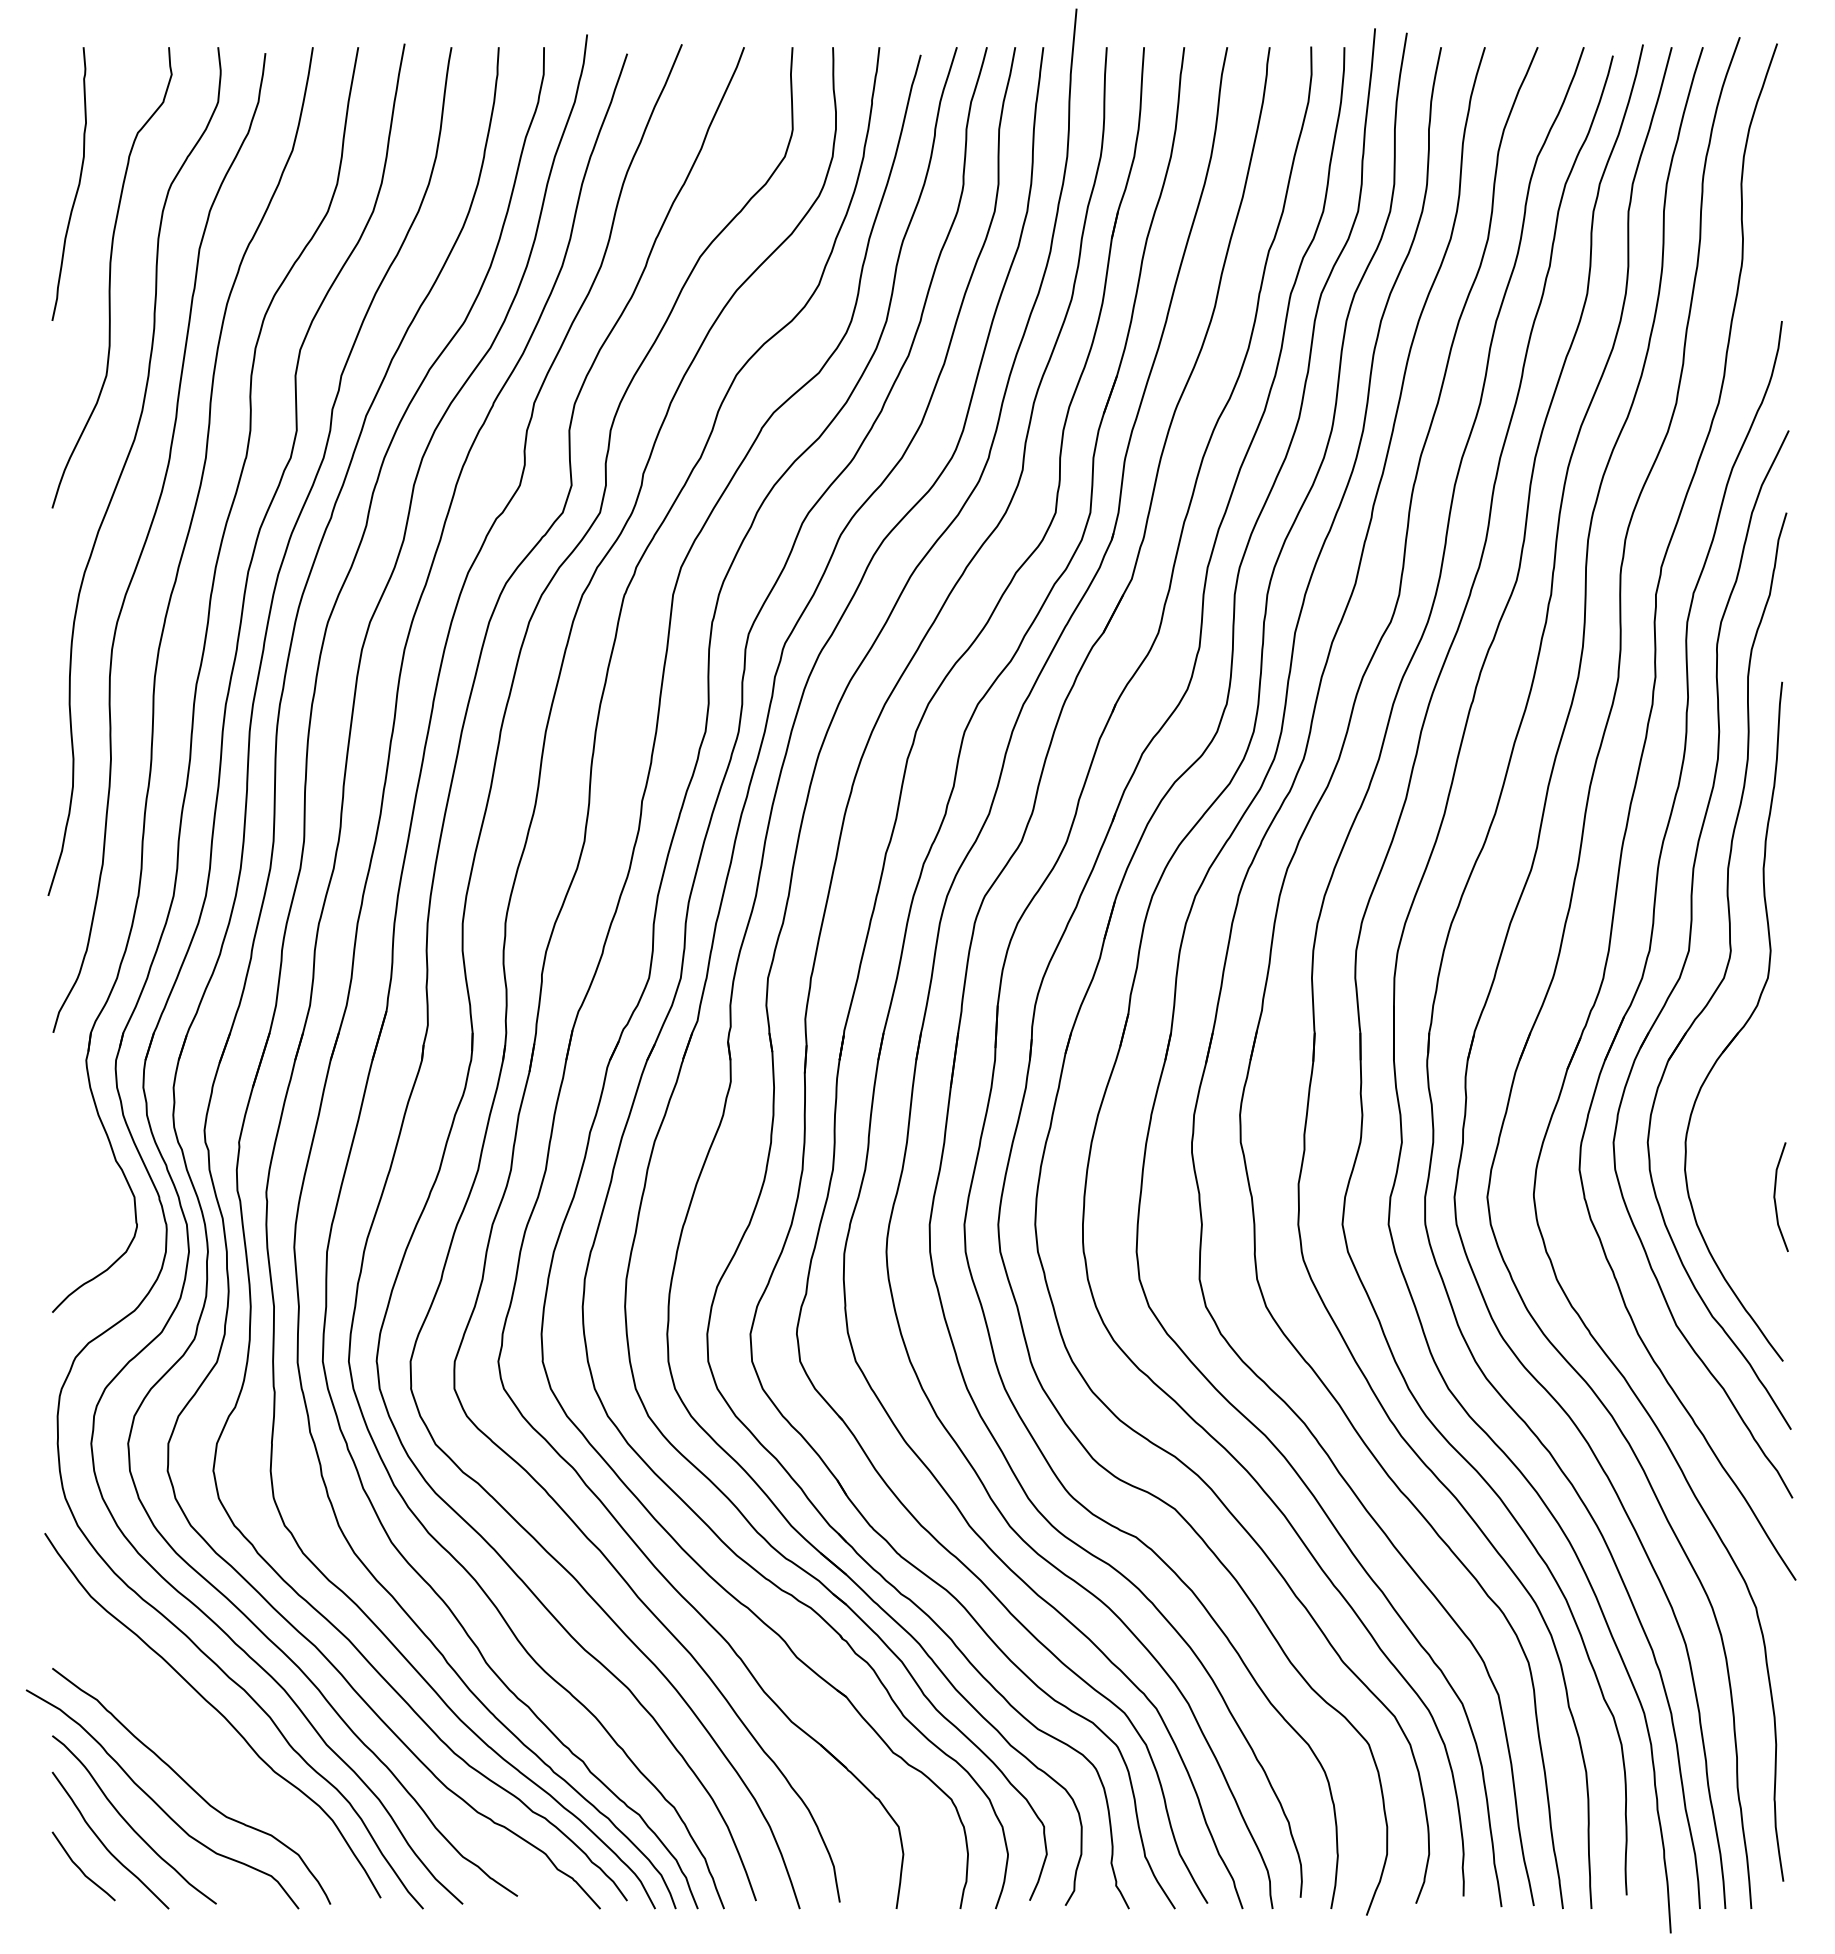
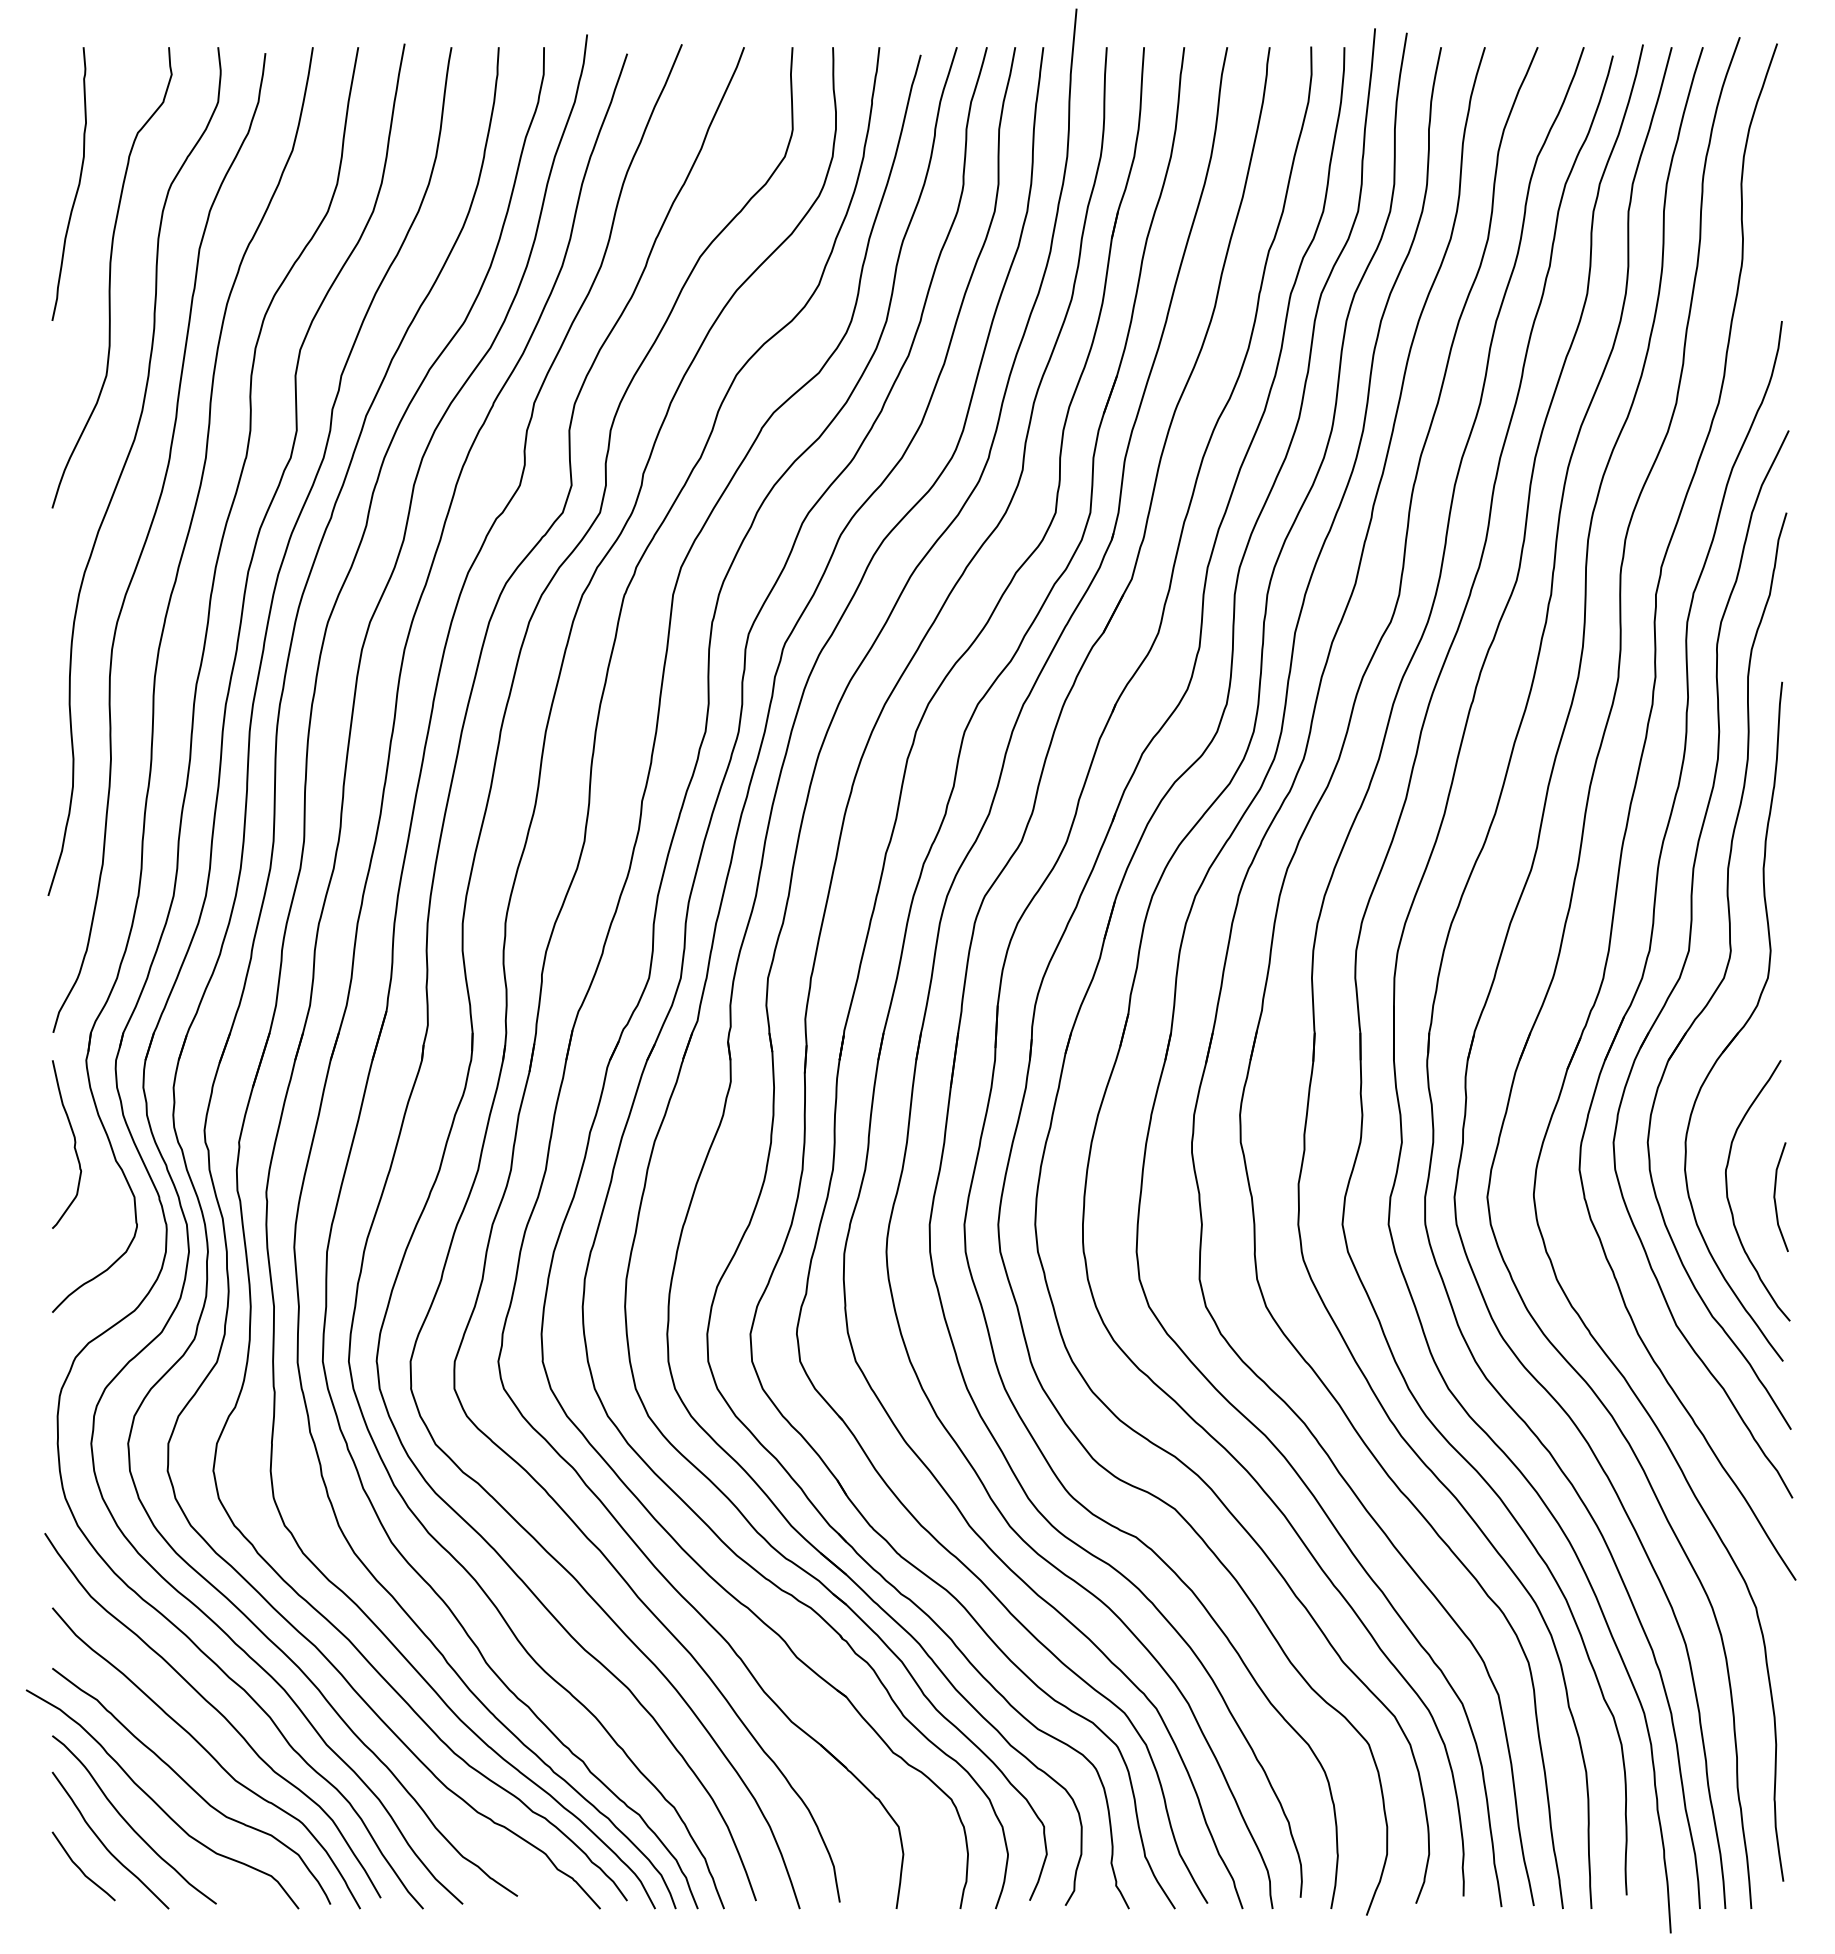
curve: none -> present (73, 1147)
curve: none -> present (1728, 1195)
curve: none -> present (209, 1755)
